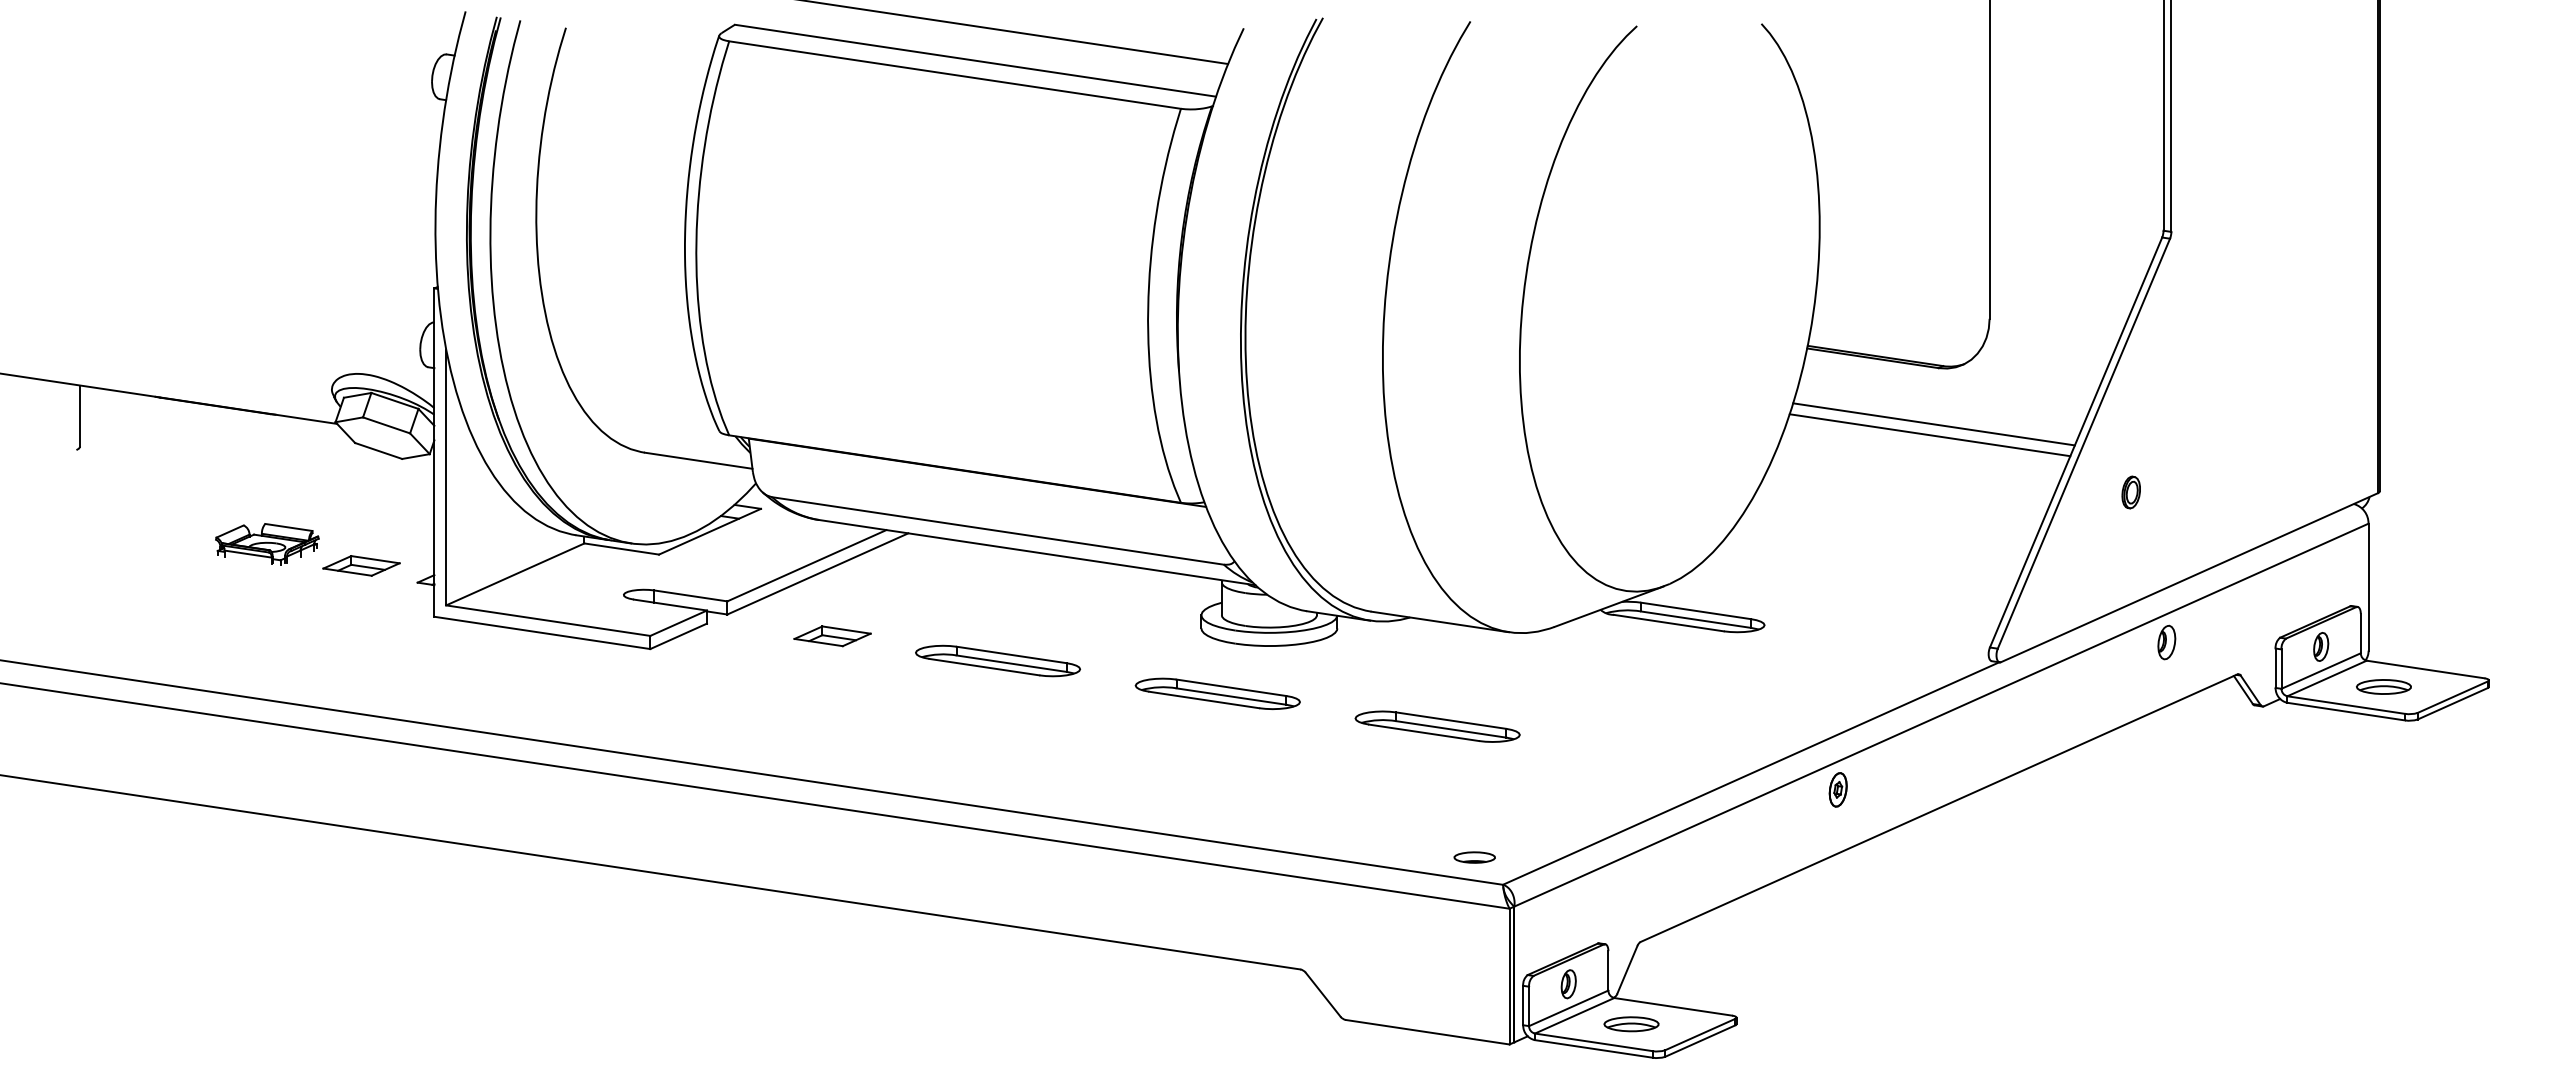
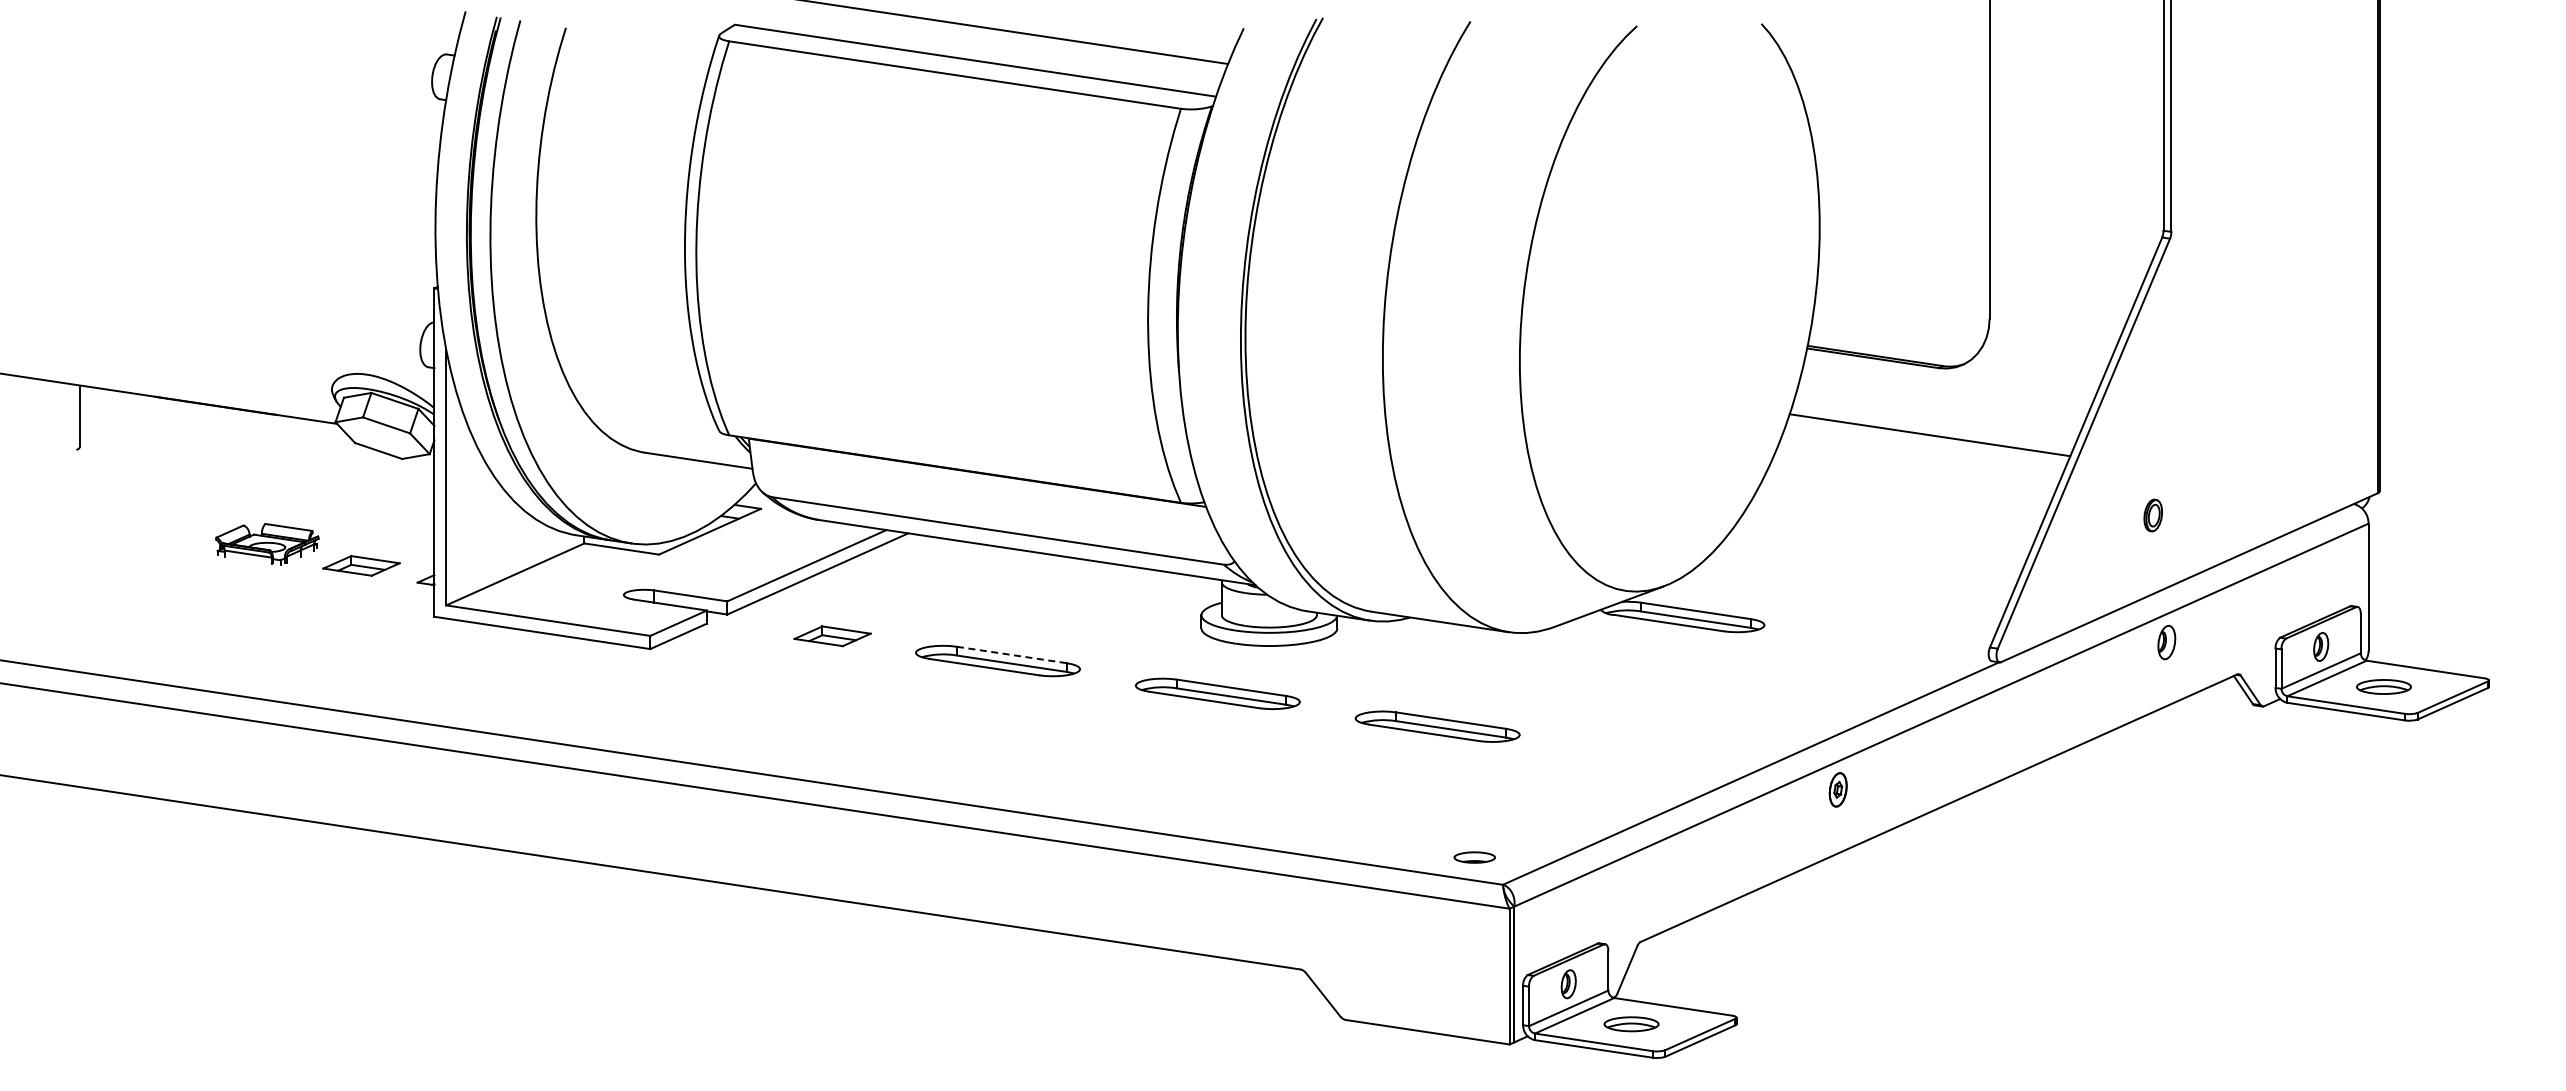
line: present -> none (1933, 424)
part position: (2130, 492) -> (2152, 515) (2152, 515)
line: solid -> dashed (1011, 654)
